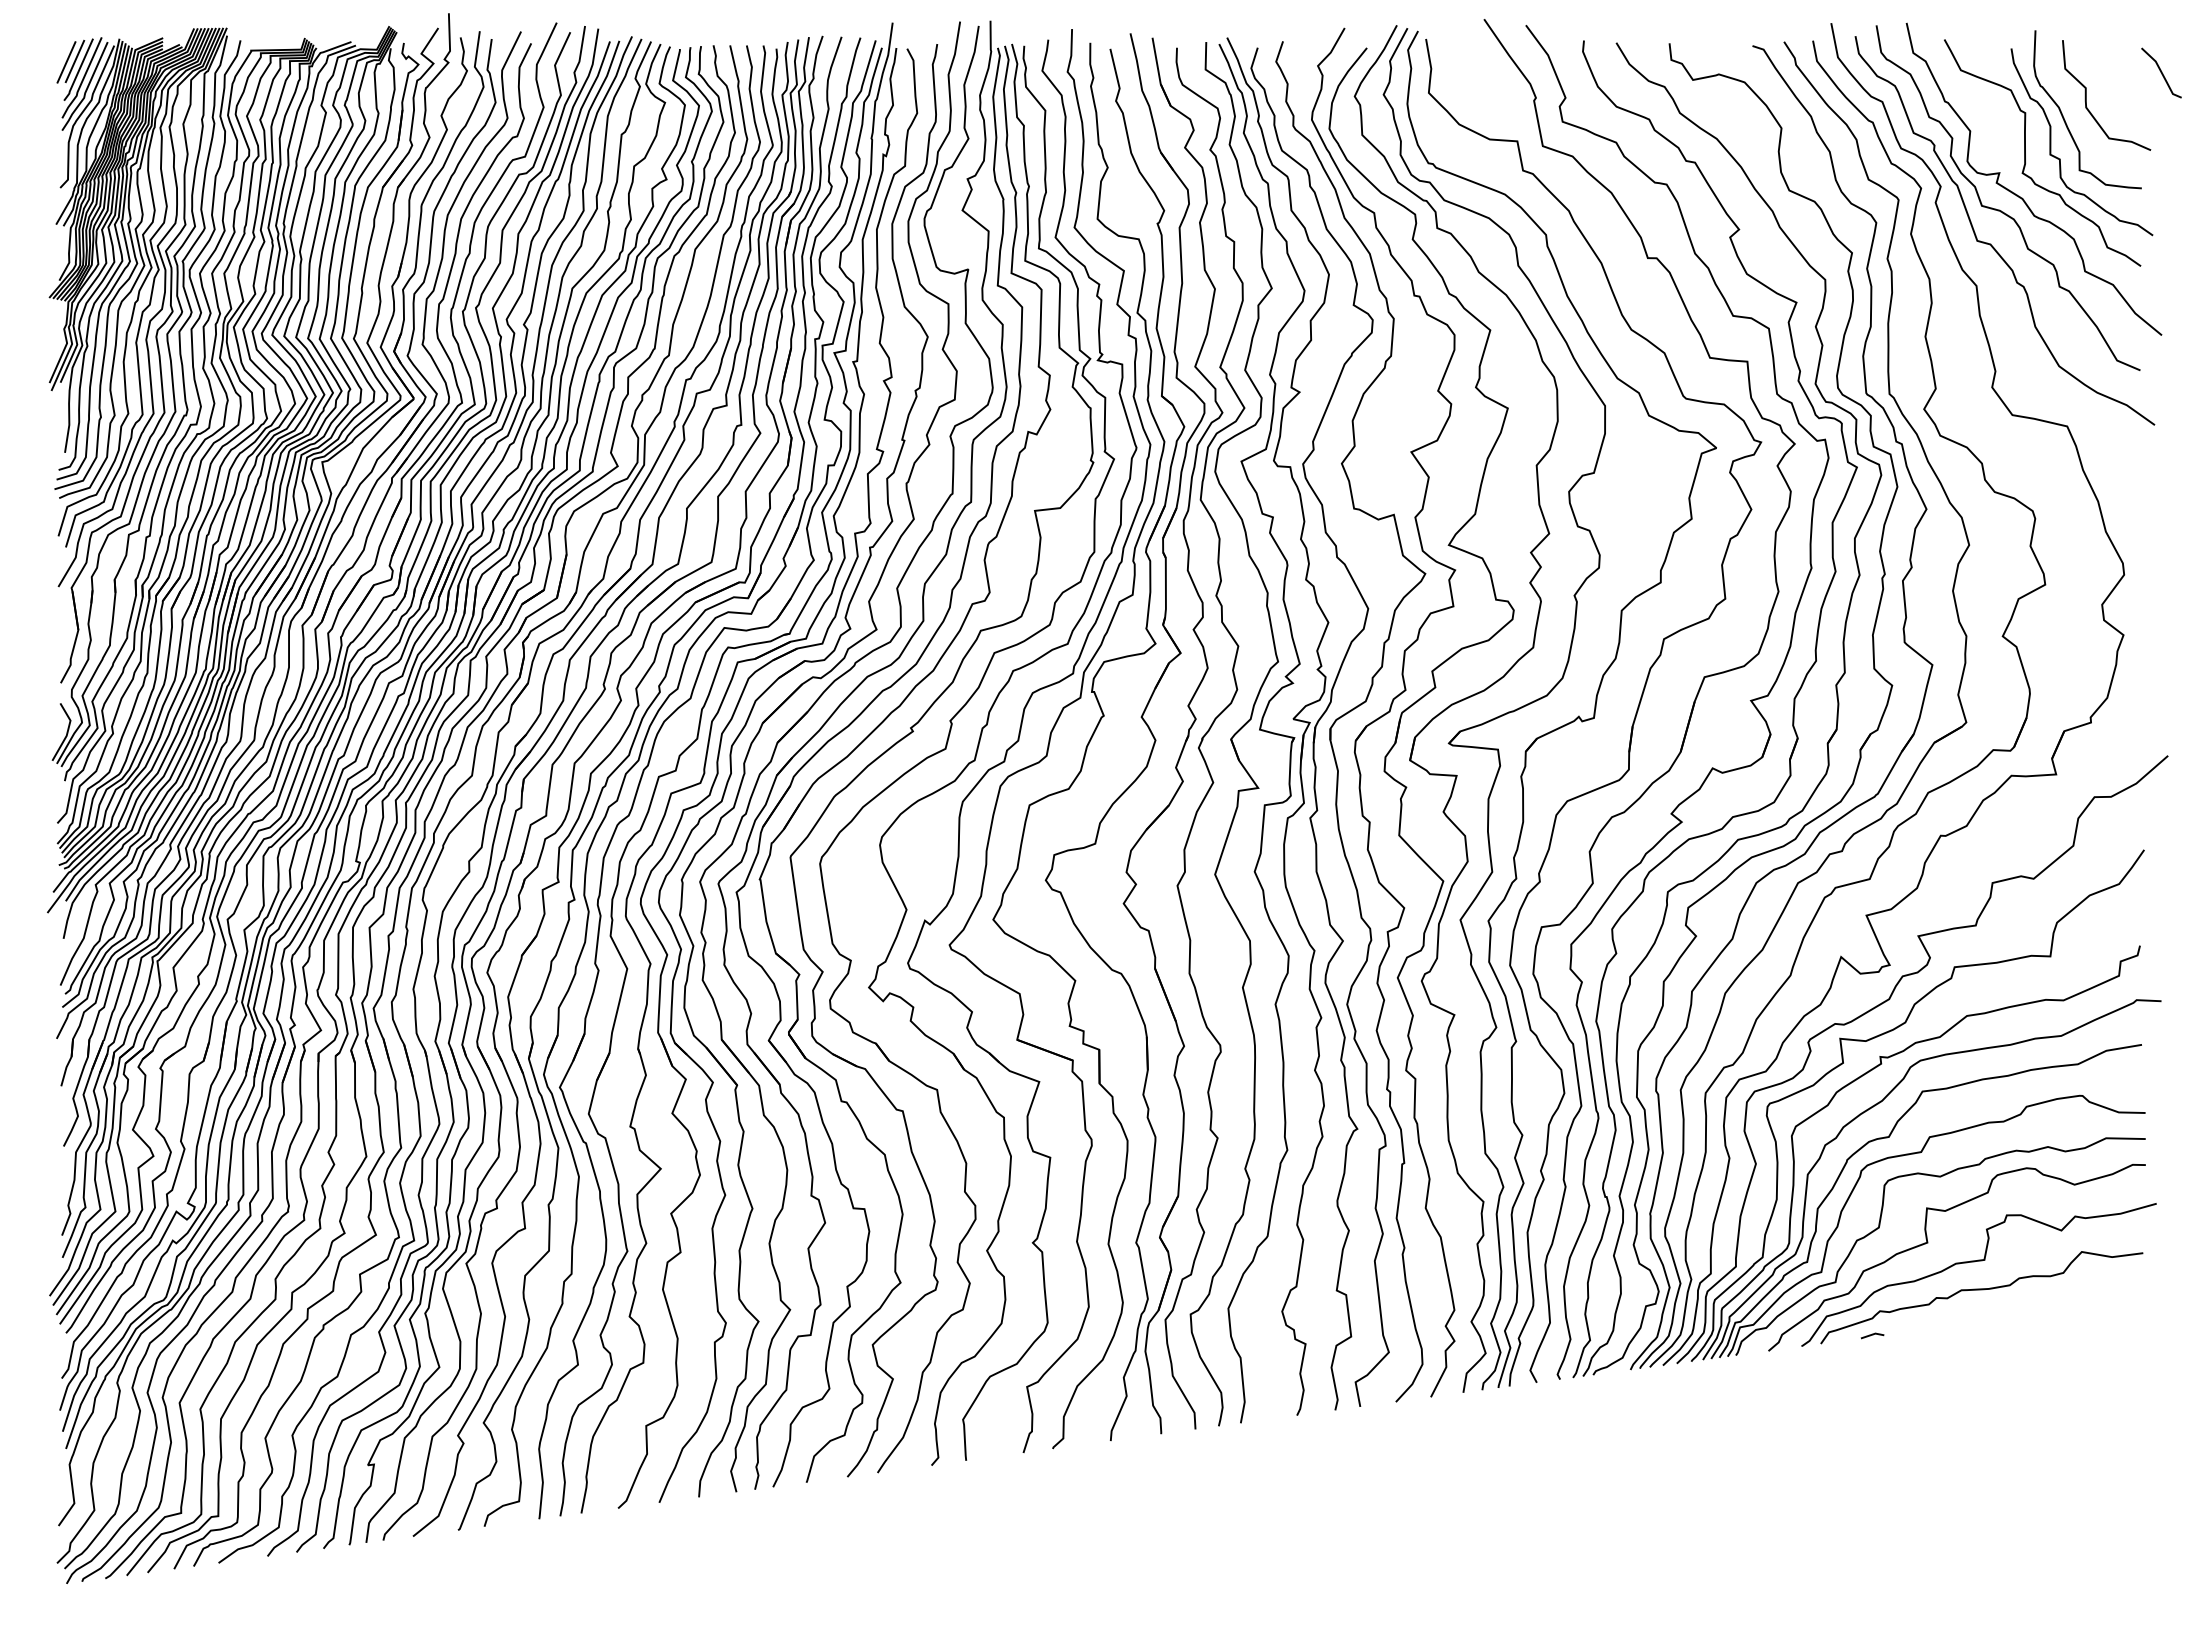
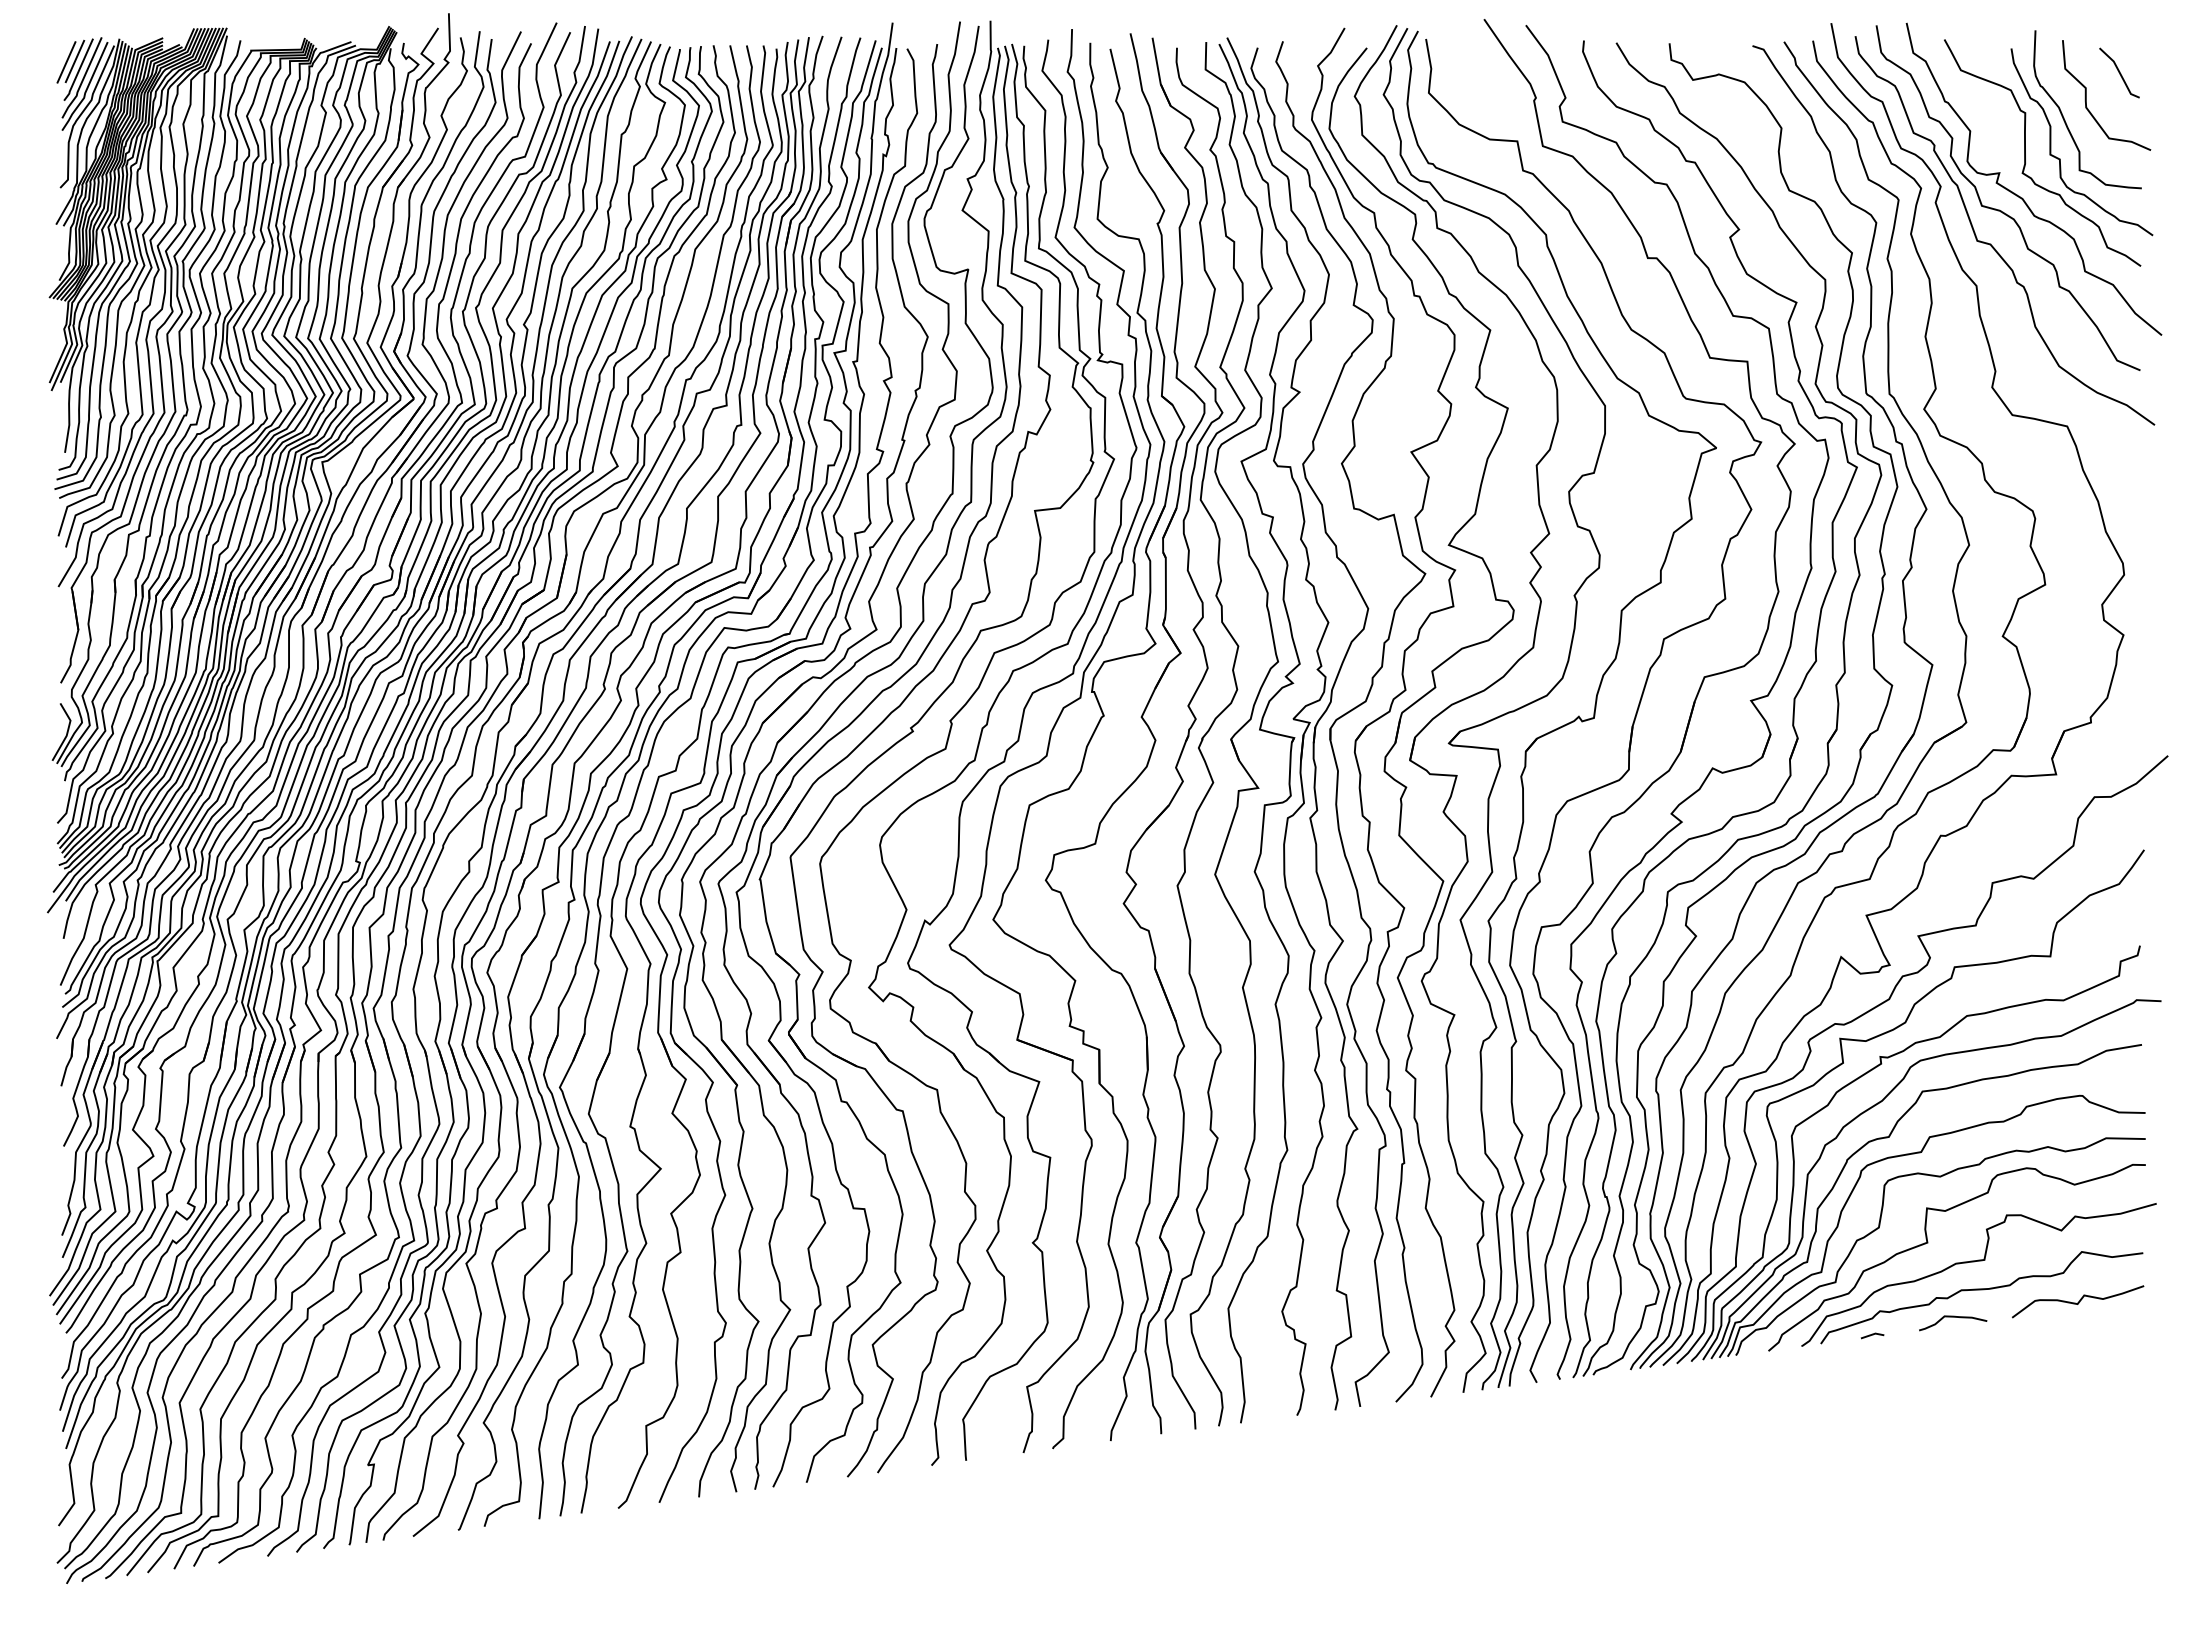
line position: (2161, 72) -> (2119, 72) (2119, 72)
curve: none -> present (2078, 1301)
curve: none -> present (1953, 1317)
